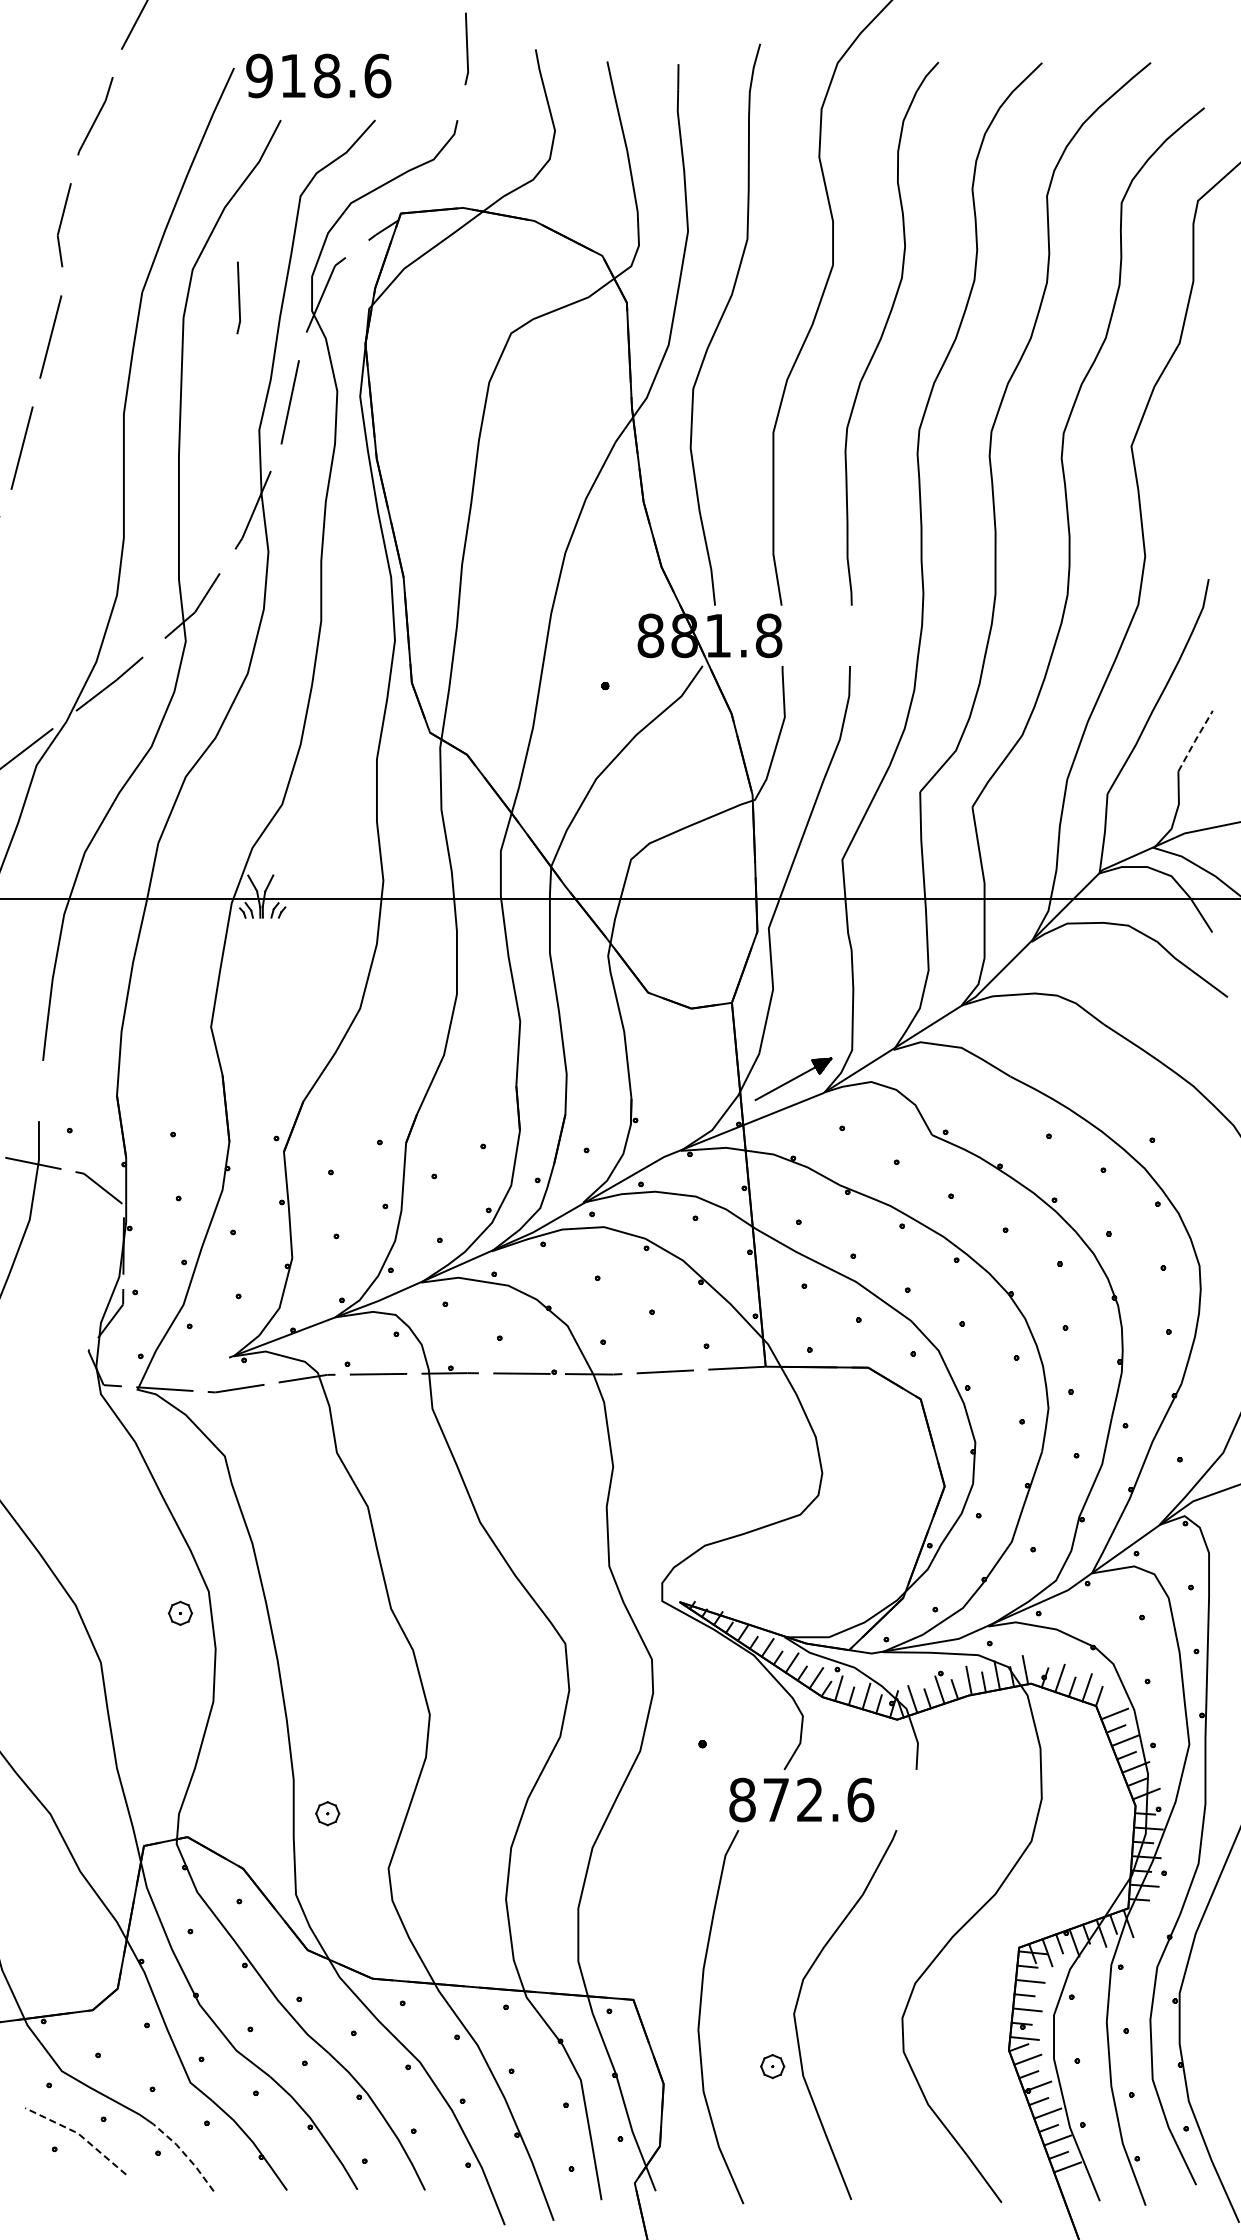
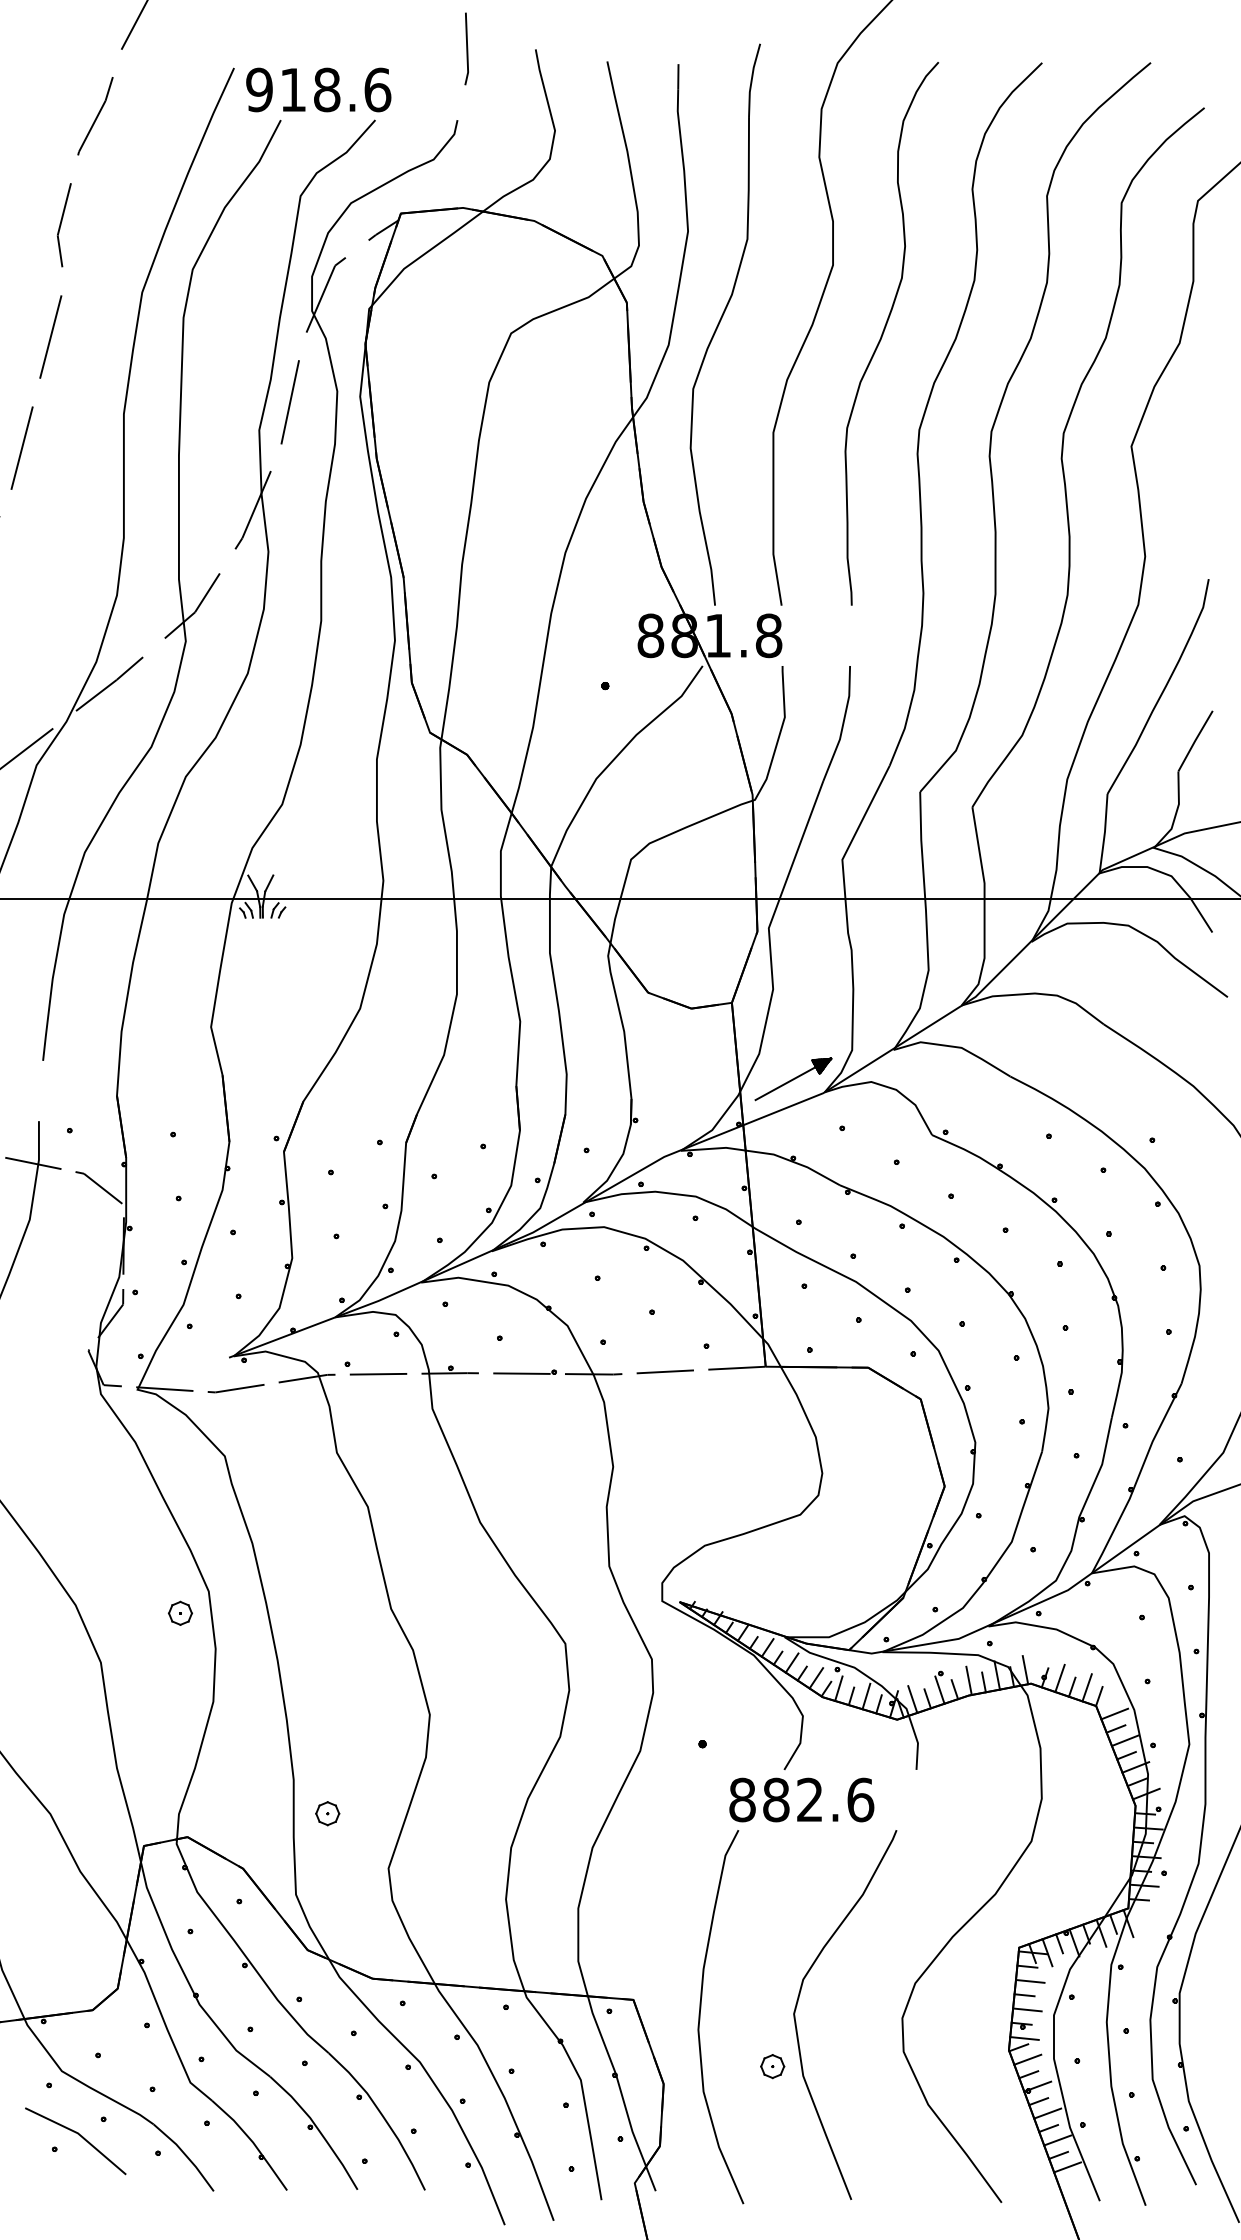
text position: (318, 75) -> (318, 89) (318, 89)
line: present -> none (238, 297)
line: dashed -> solid (1195, 740)
text: 872.6 -> 882.6 (776, 1799)
line: dashed -> solid (79, 2134)
line: dashed -> solid (185, 2155)
